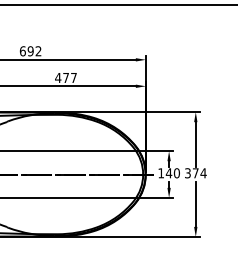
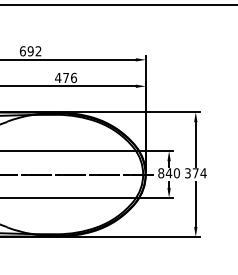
text: 477 -> 476 (74, 77)
text: 140 -> 840 (161, 173)
